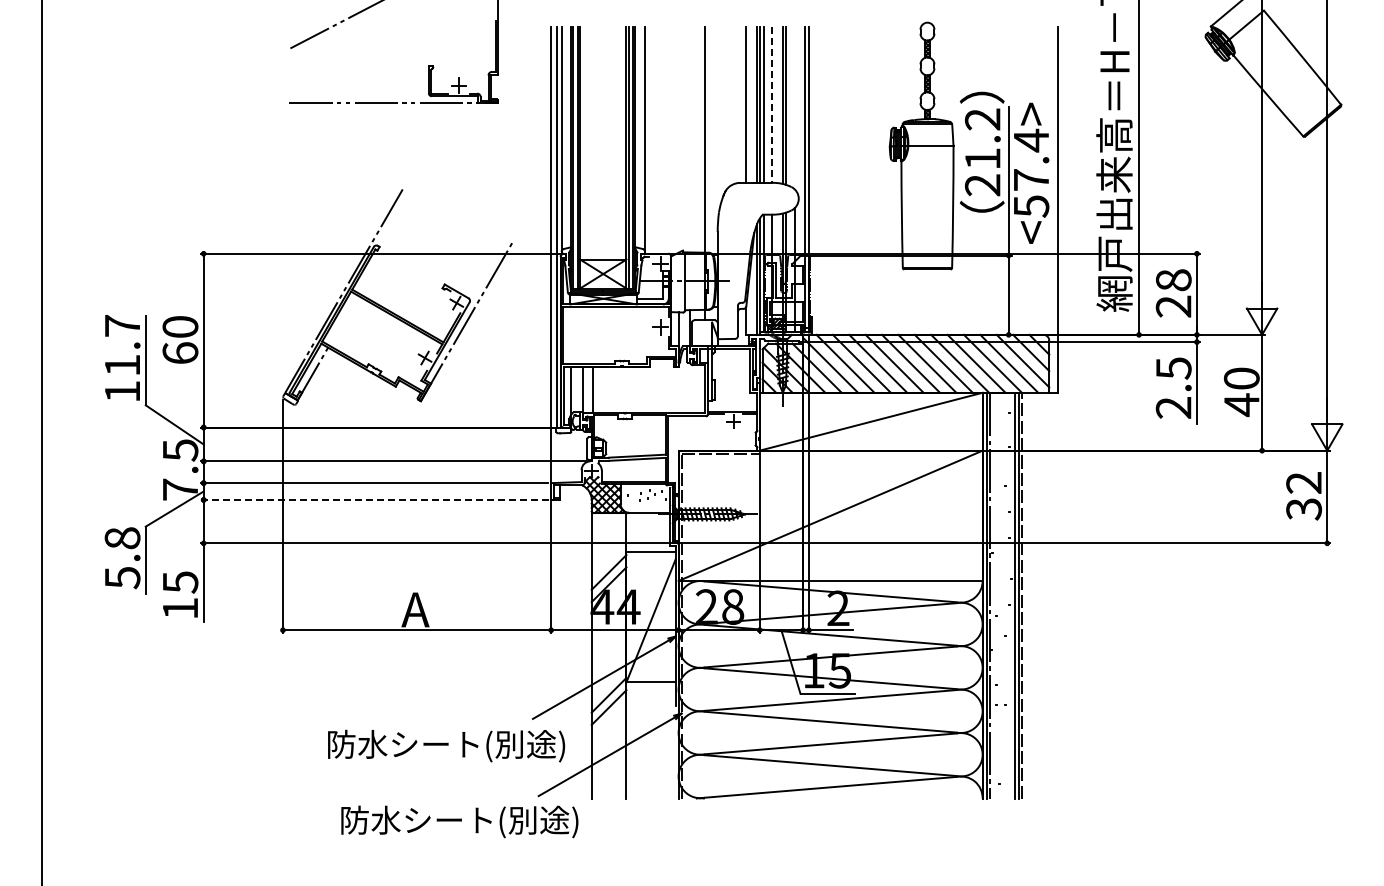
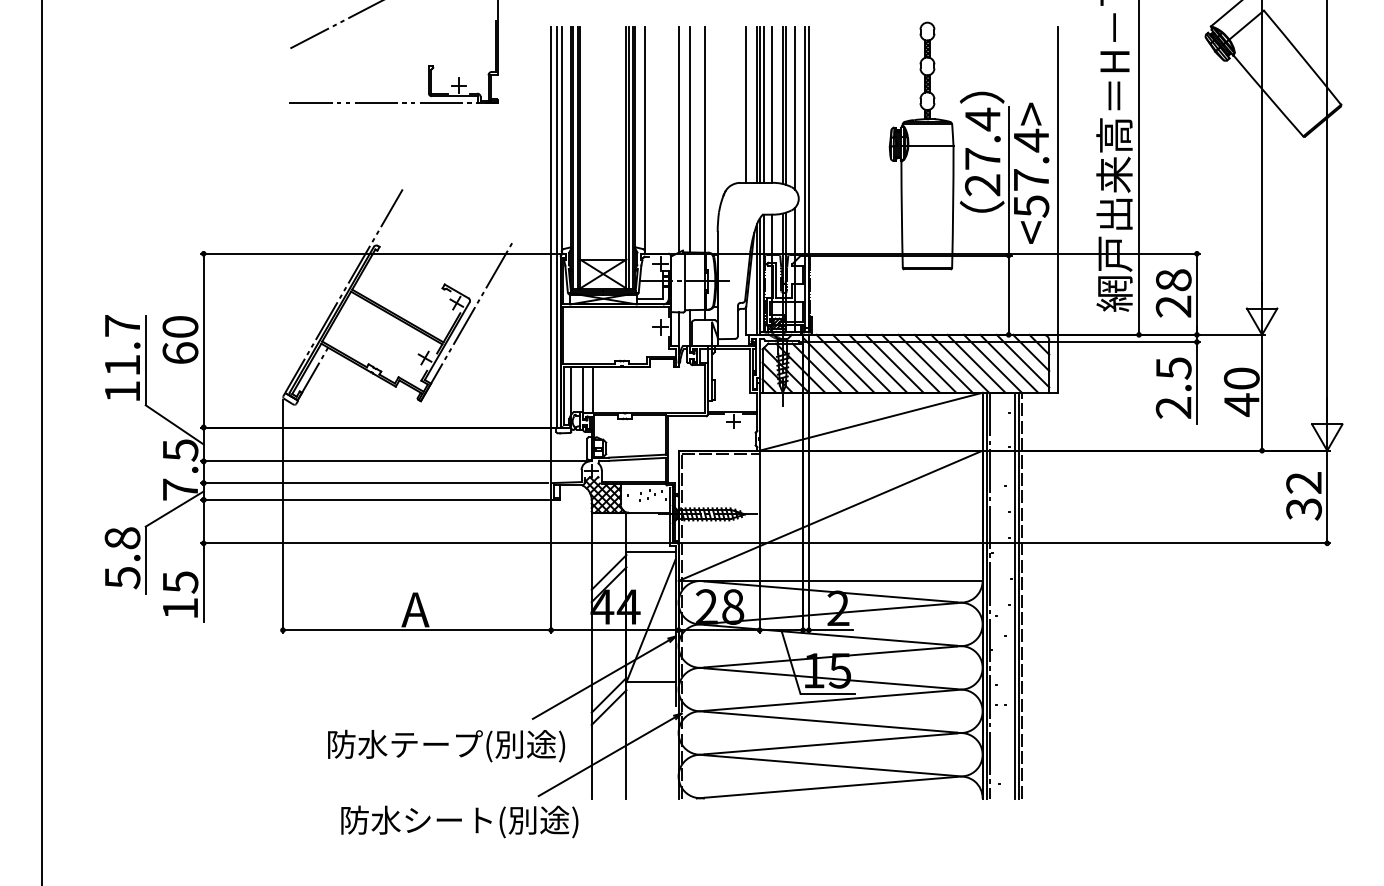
line: dashed -> solid (771, 104)
line: none -> present (795, 107)
text: 21.2 -> 27.4 (982, 138)
line: none -> present (678, 139)
line: none -> present (690, 139)
line: dashed -> solid (374, 499)
text: 防水シート(別途) -> 防水テープ(別途) (436, 743)
